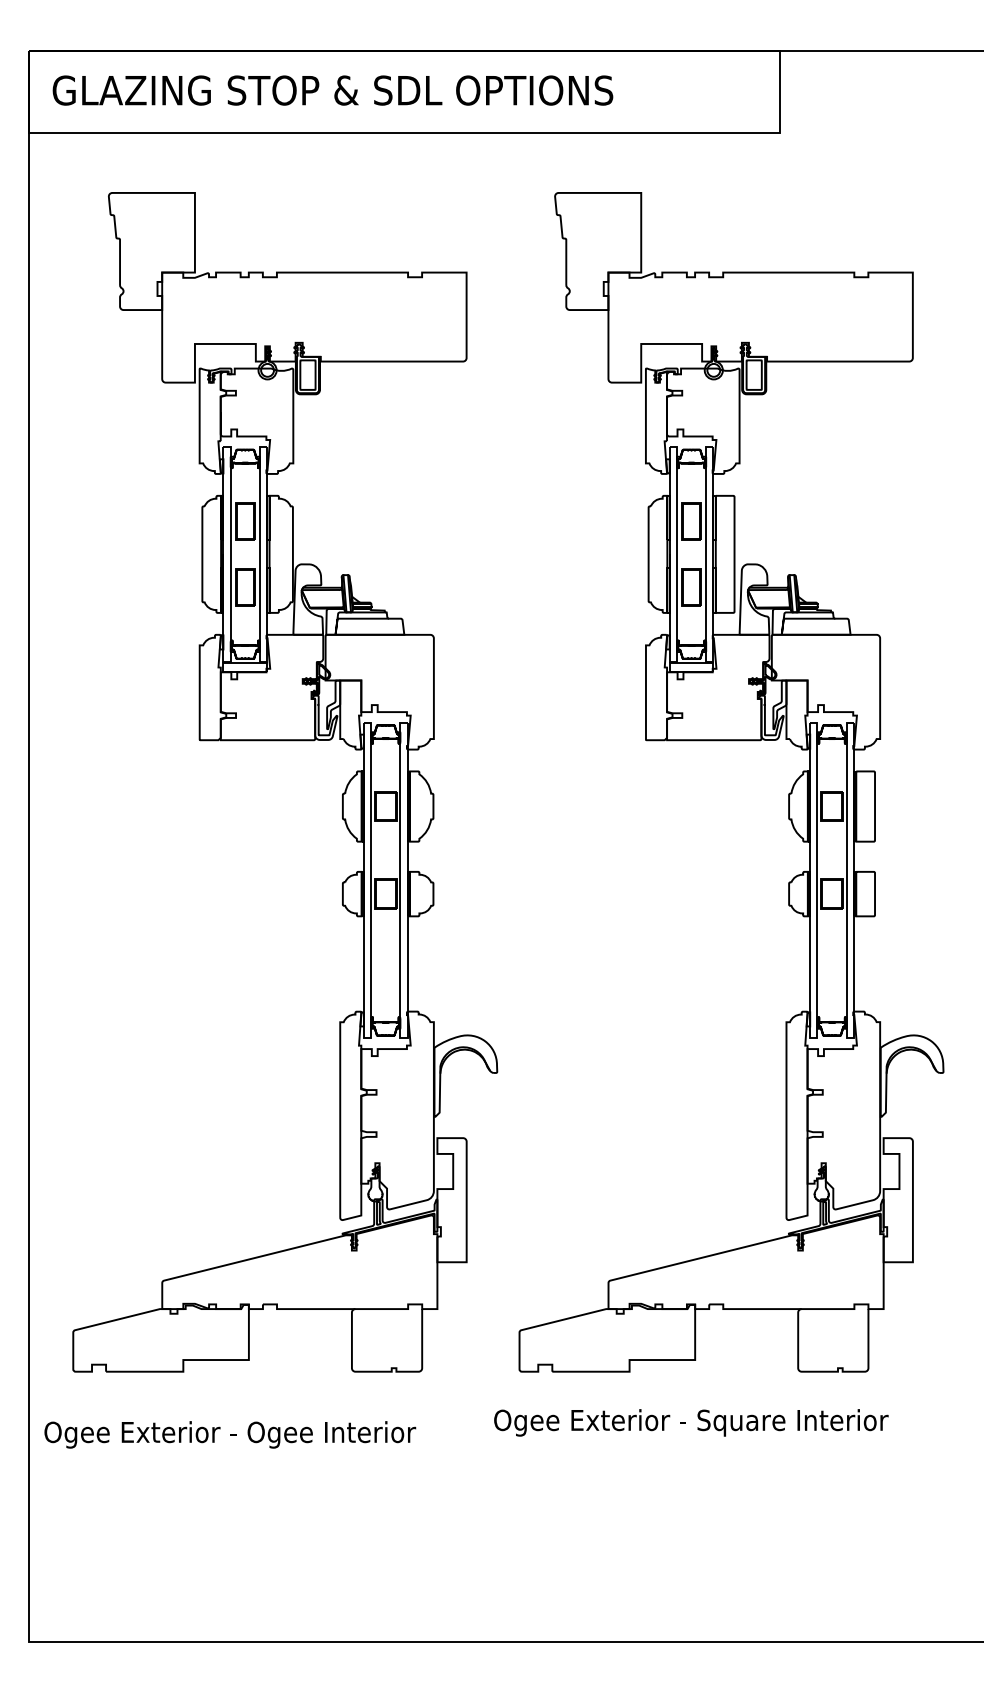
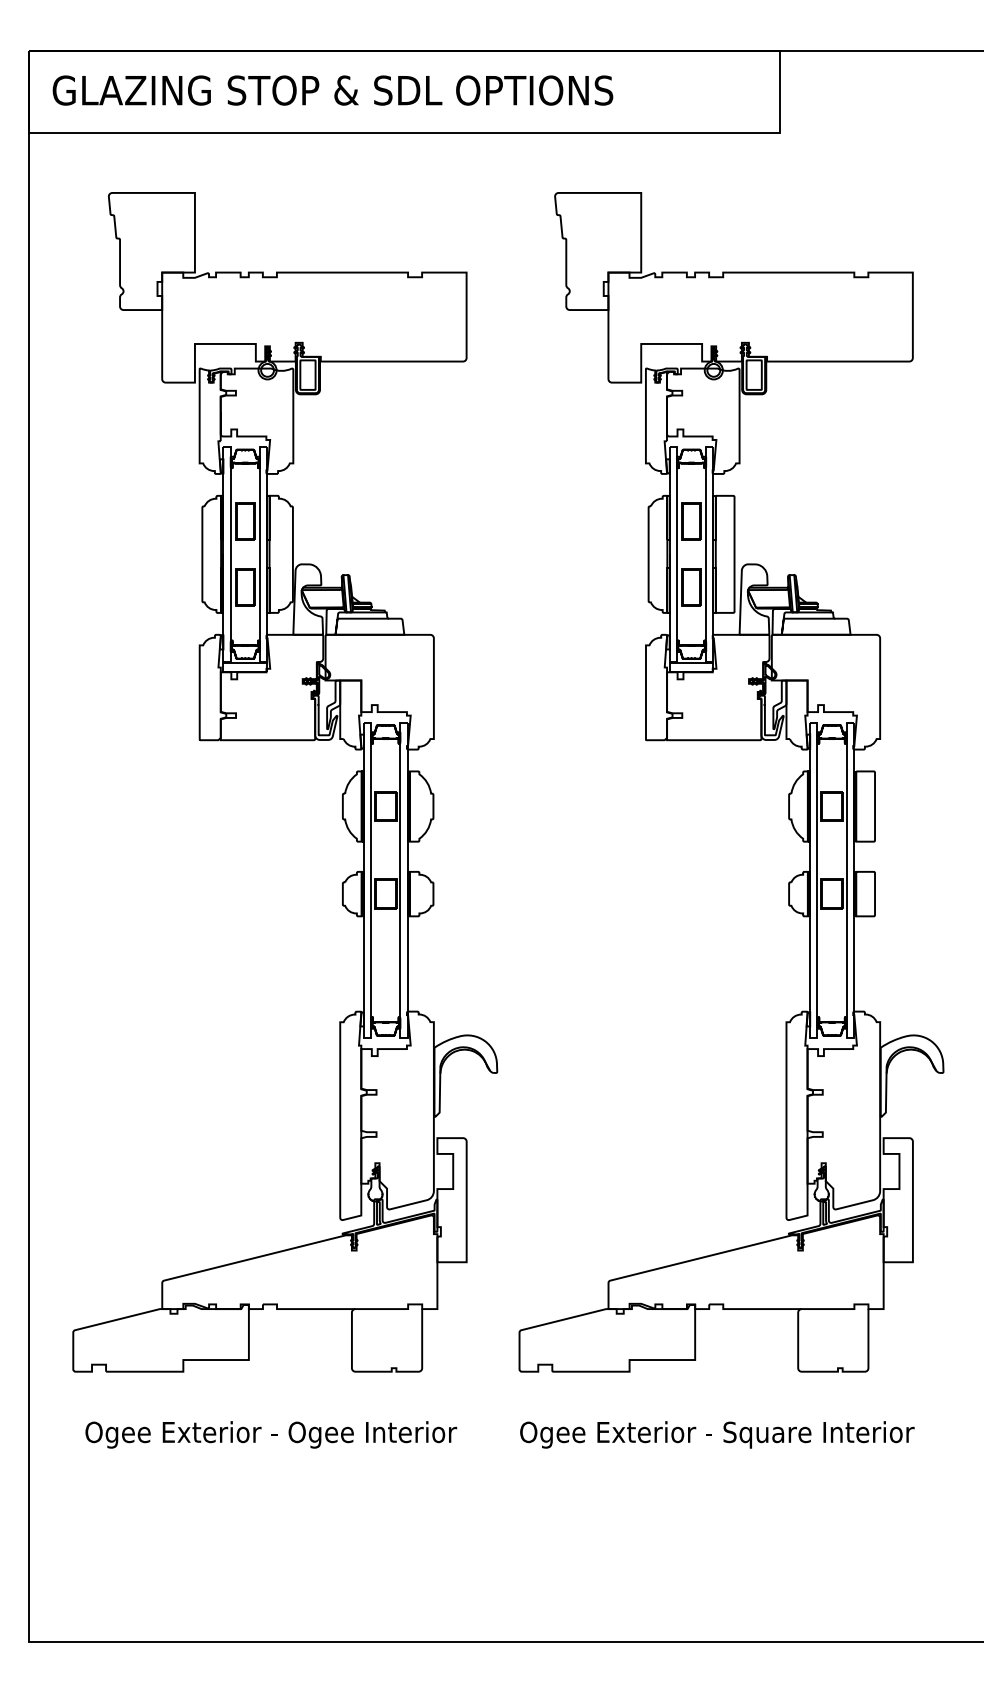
text position: (691, 1422) -> (717, 1434) (717, 1434)
text position: (230, 1434) -> (271, 1434) (271, 1434)
